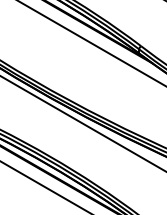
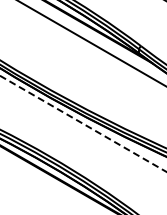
line: solid -> dashed (83, 123)
line: present -> none (44, 186)
